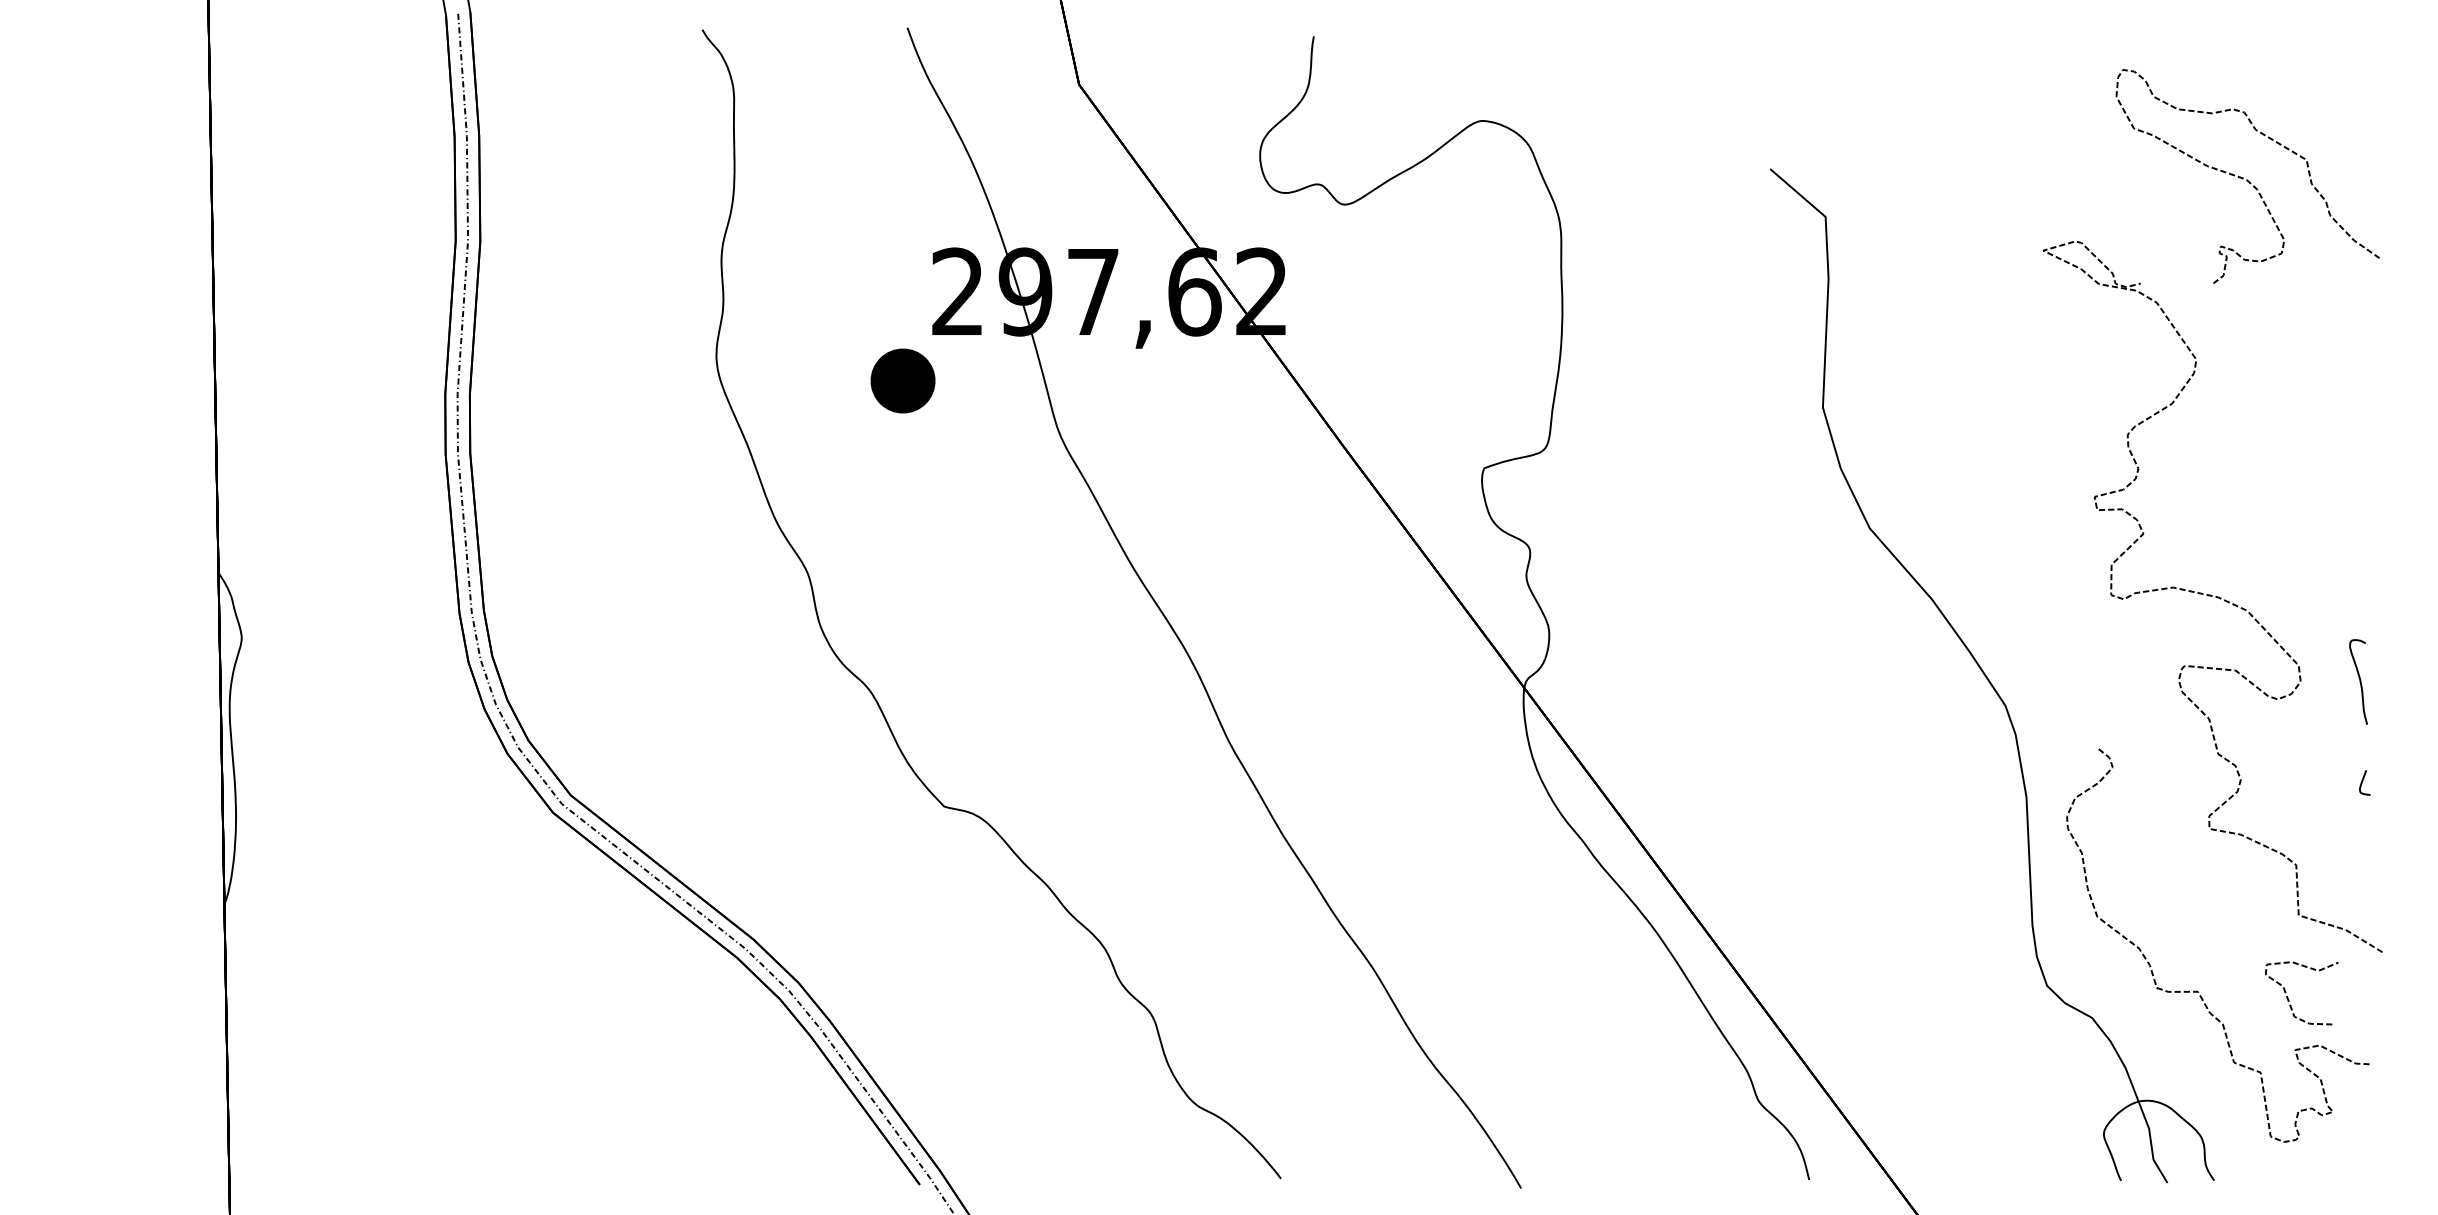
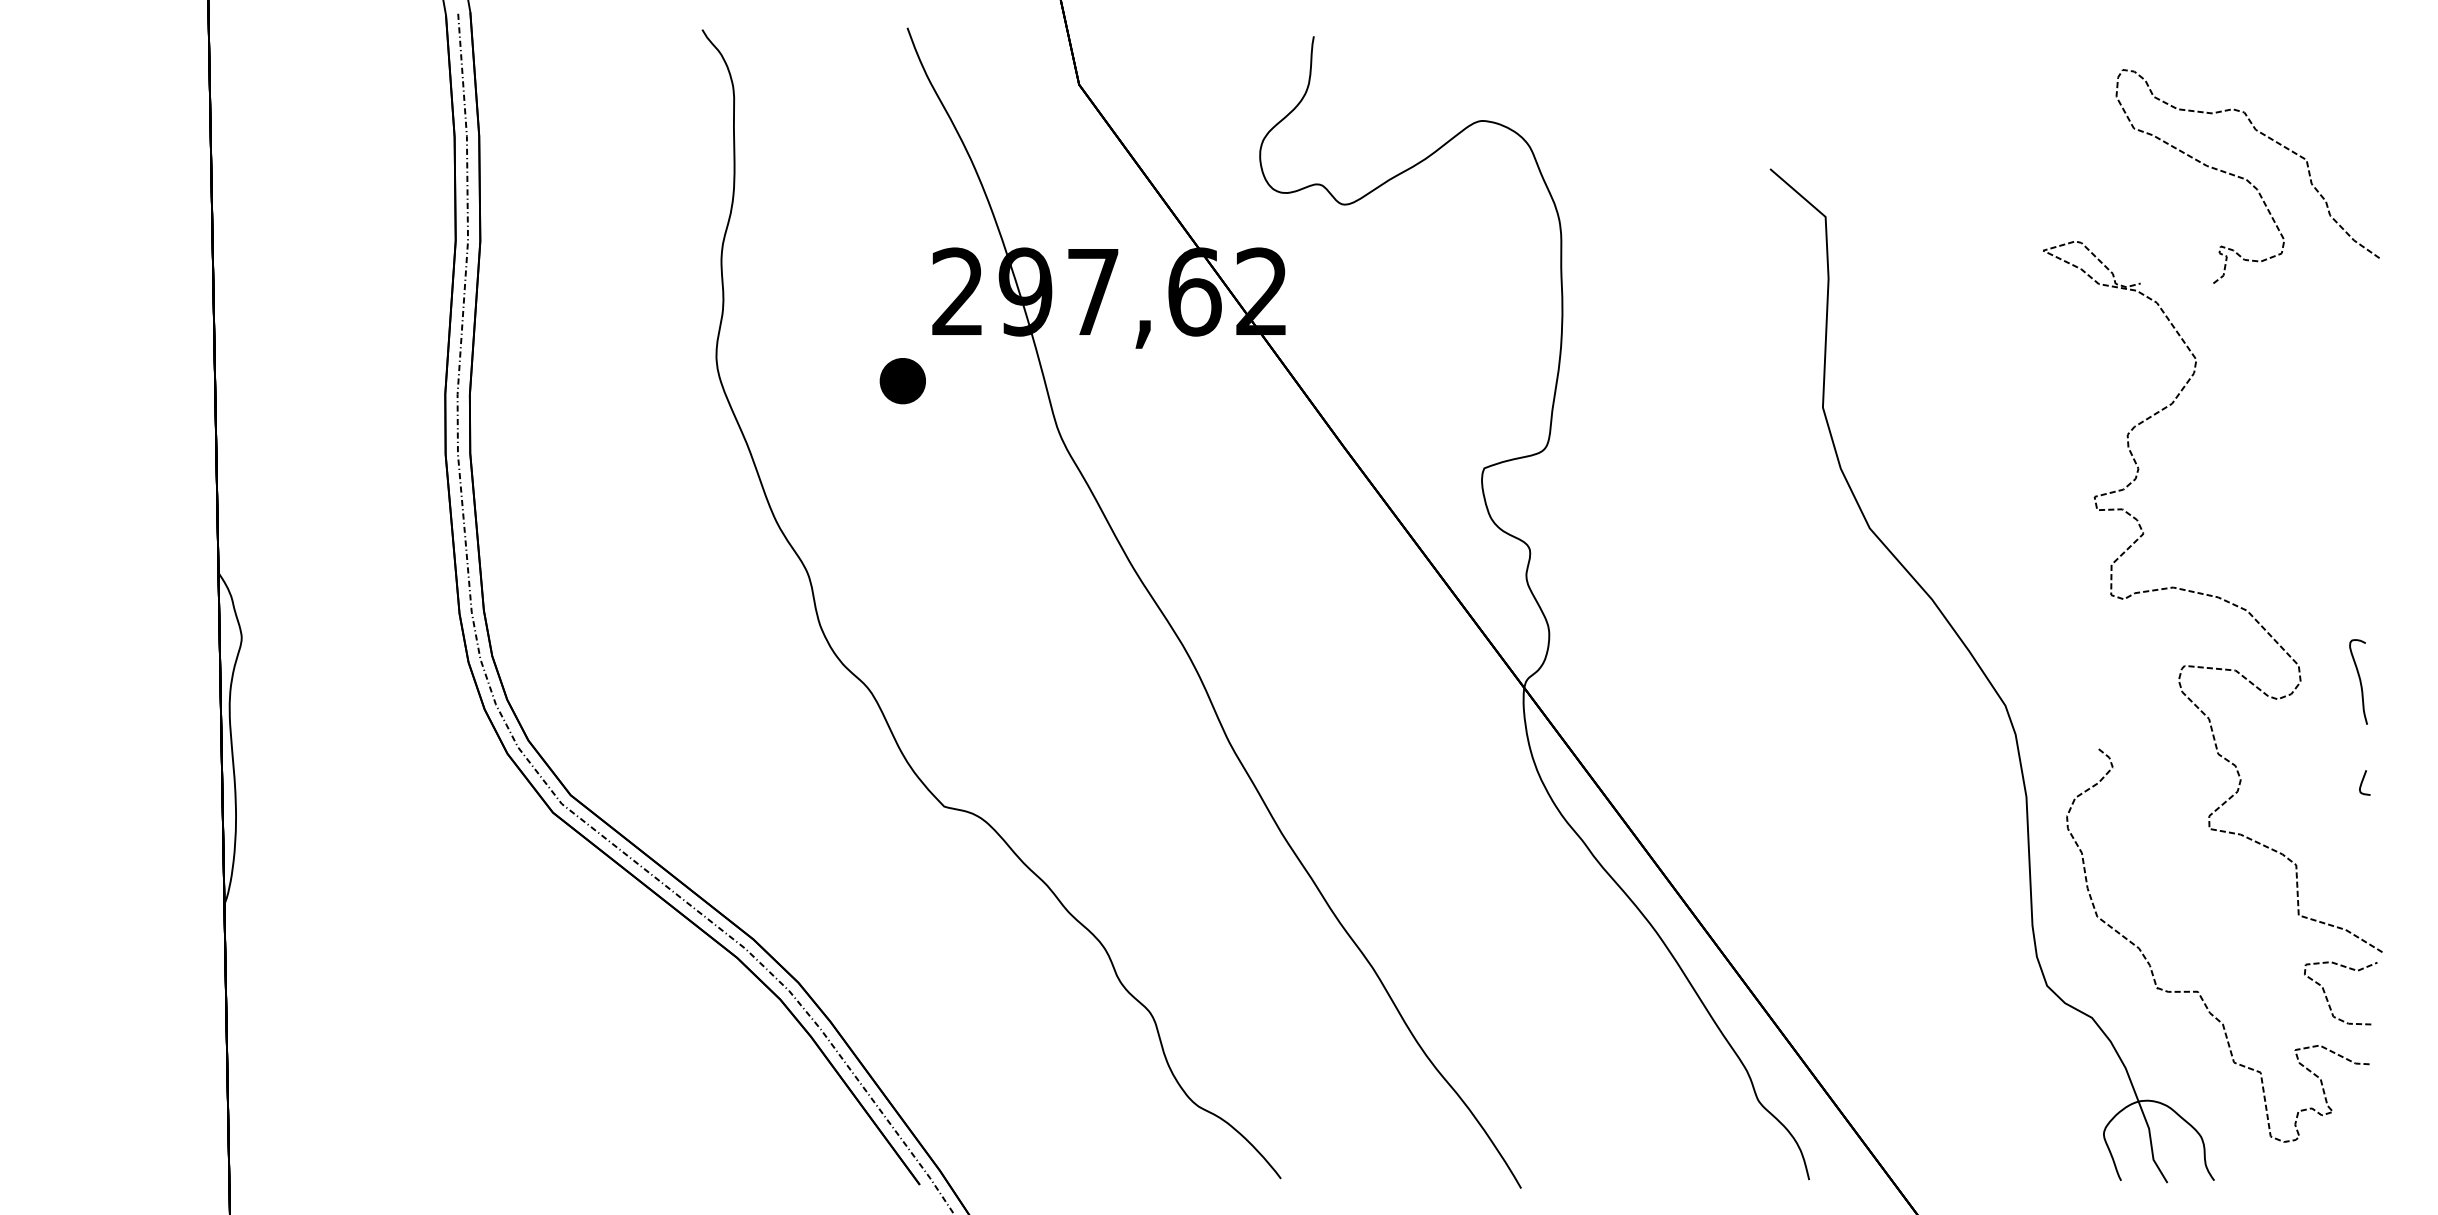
part size: 66x66 px -> 47x47 px (902, 381)
curve position: (2288, 997) -> (2327, 997) (2327, 997)
